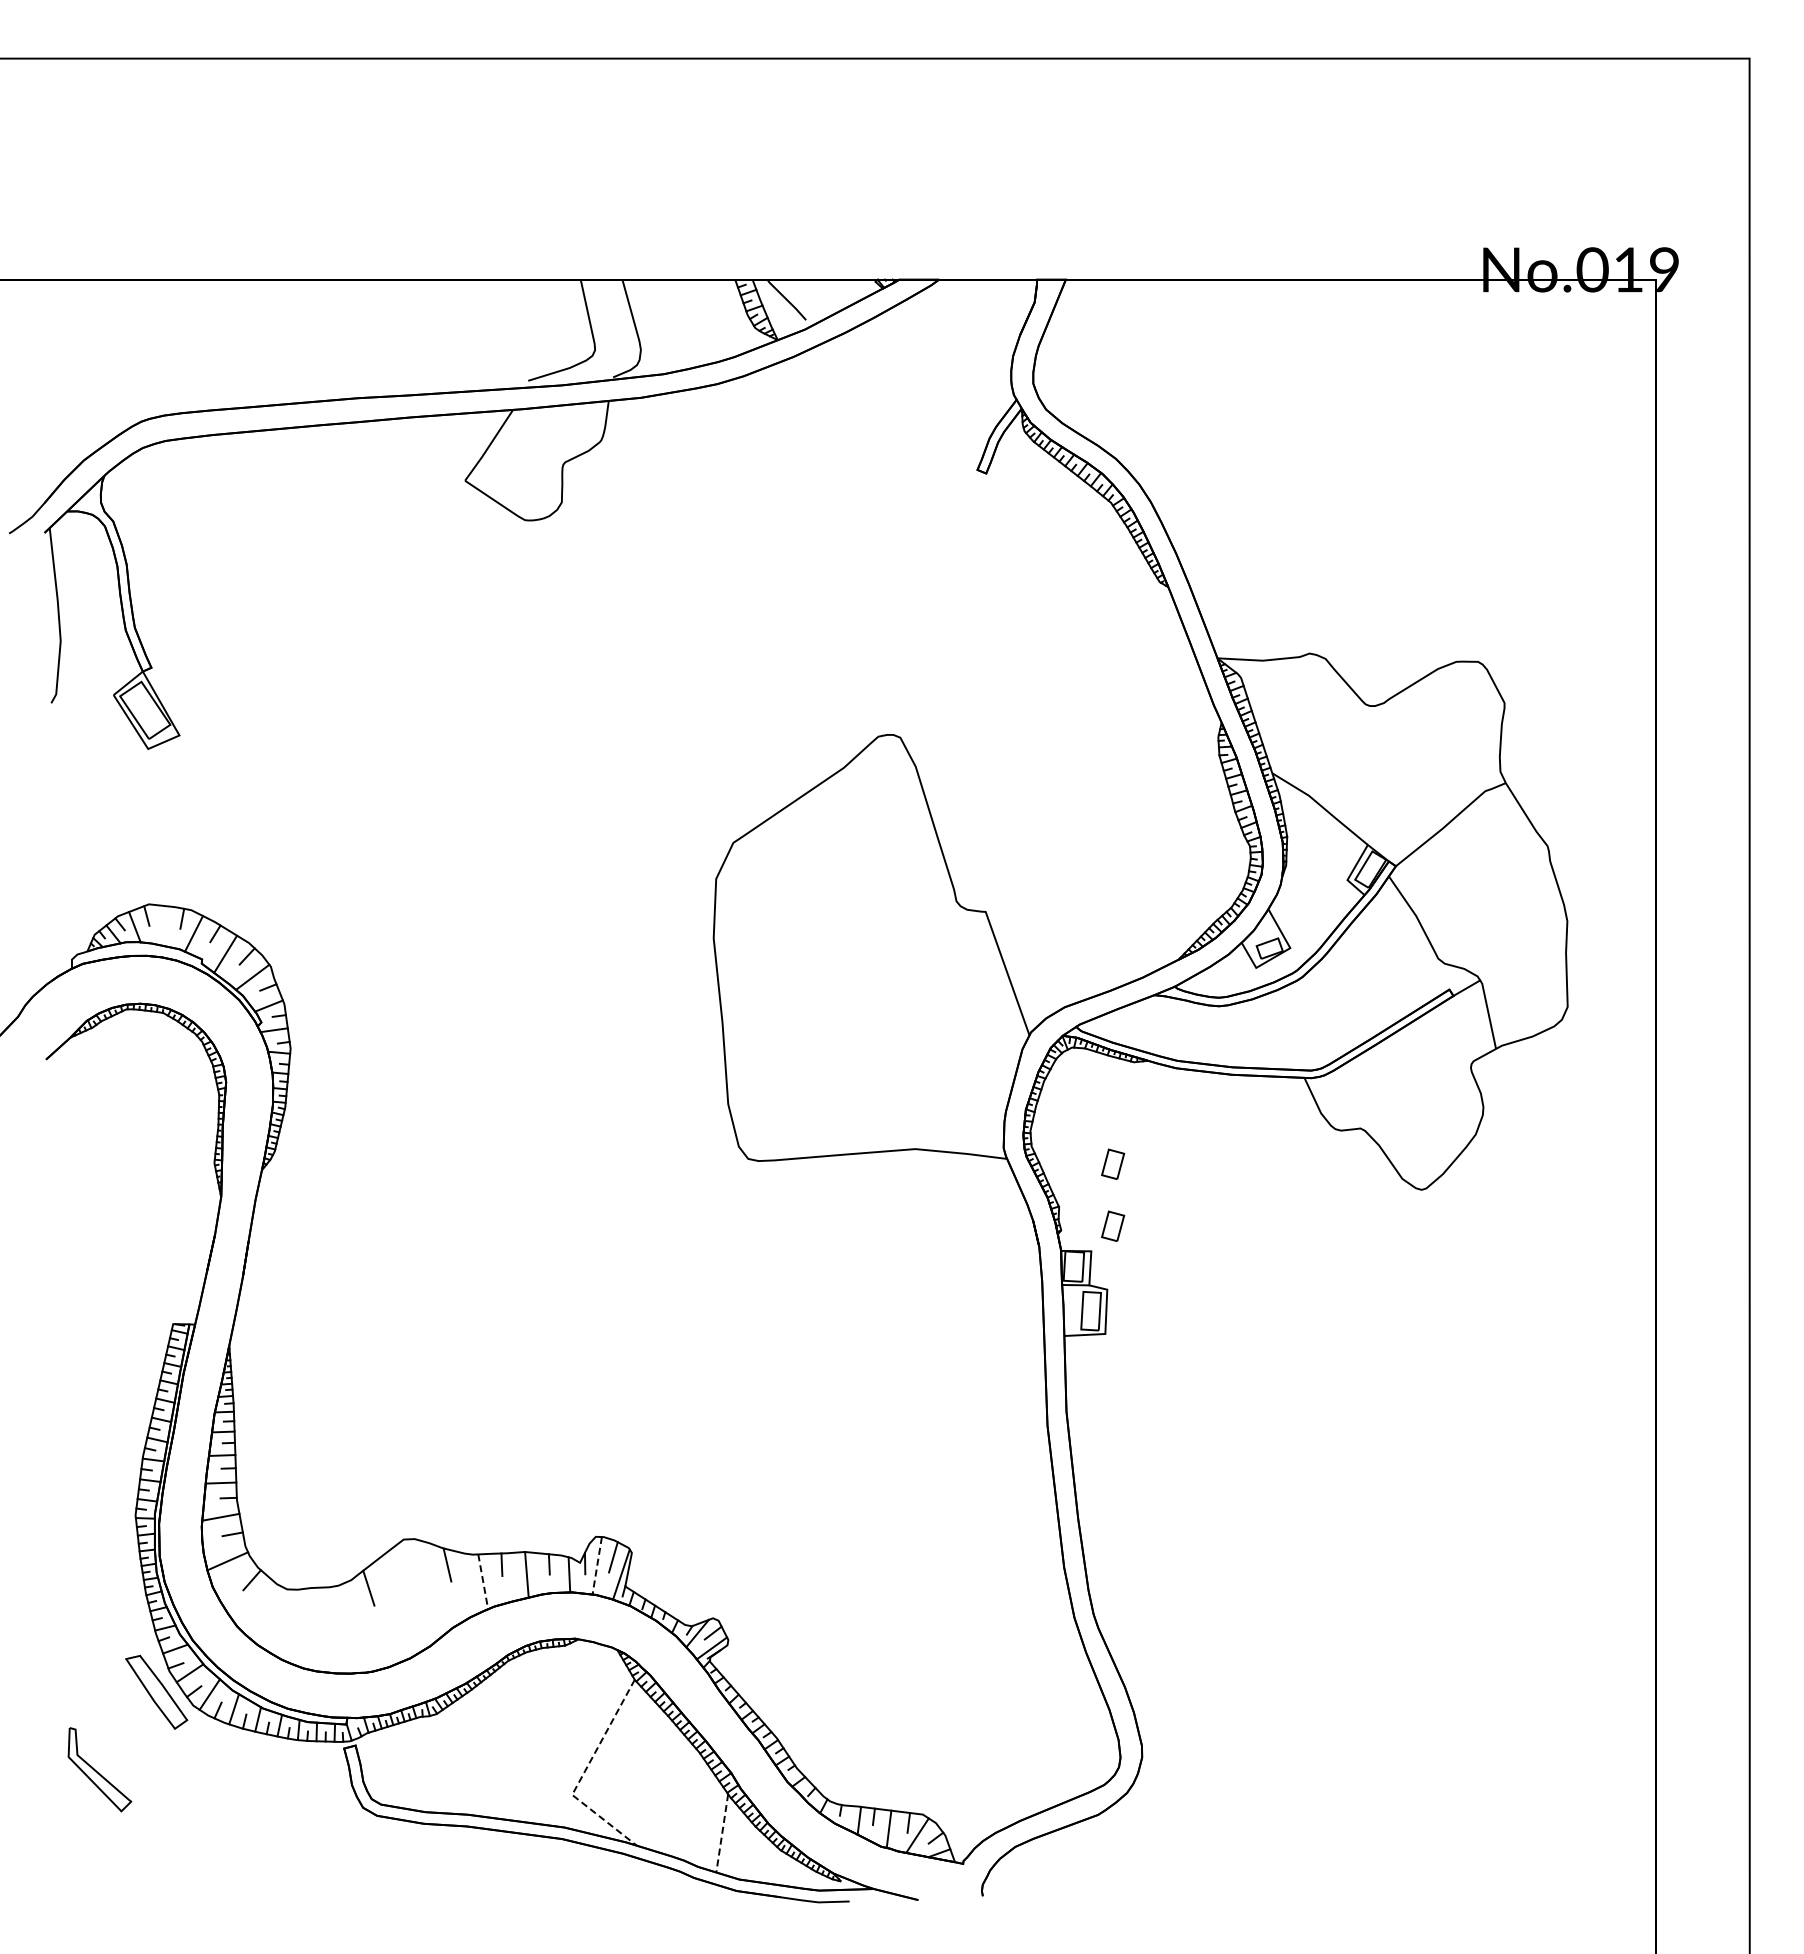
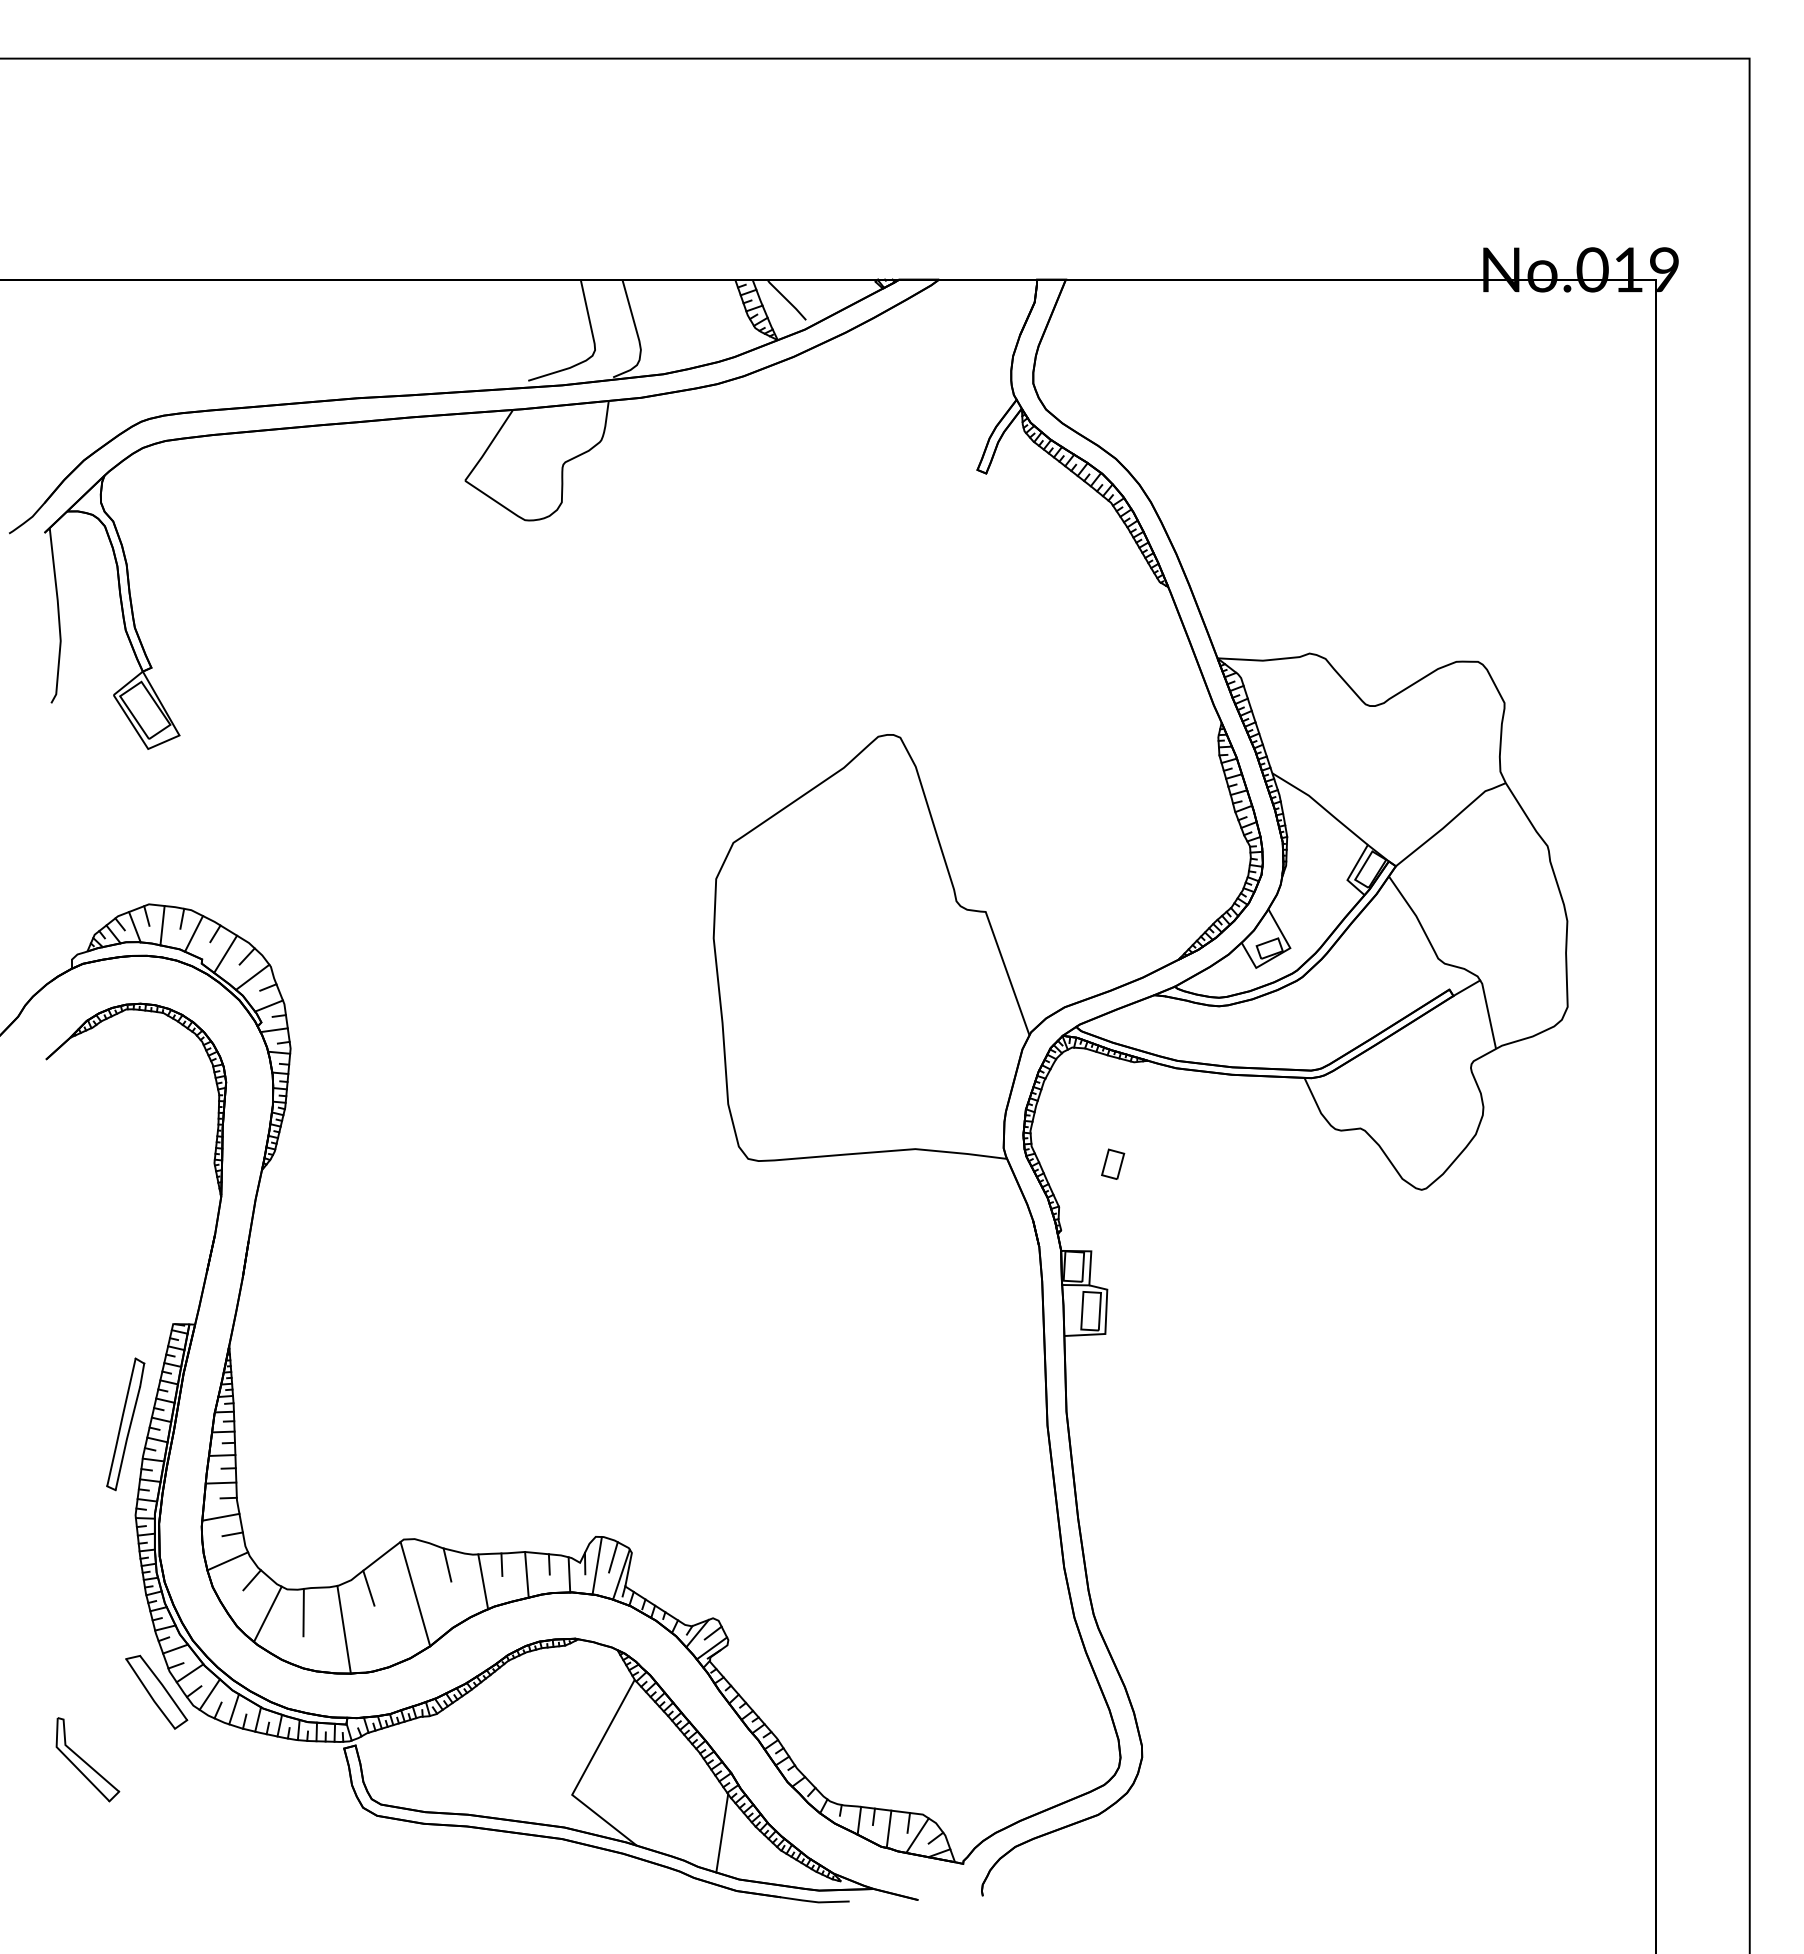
line: none -> present (162, 925)
part: present -> none (1113, 1225)
part: none -> present (125, 1424)
line: dashed -> solid (597, 1566)
line: dashed -> solid (483, 1581)
line: none -> present (415, 1593)
line: none -> present (303, 1612)
line: none -> present (267, 1613)
line: none -> present (343, 1629)
part position: (99, 1769) -> (87, 1759) (87, 1759)
line: dashed -> solid (583, 1773)
line: dashed -> solid (722, 1833)
